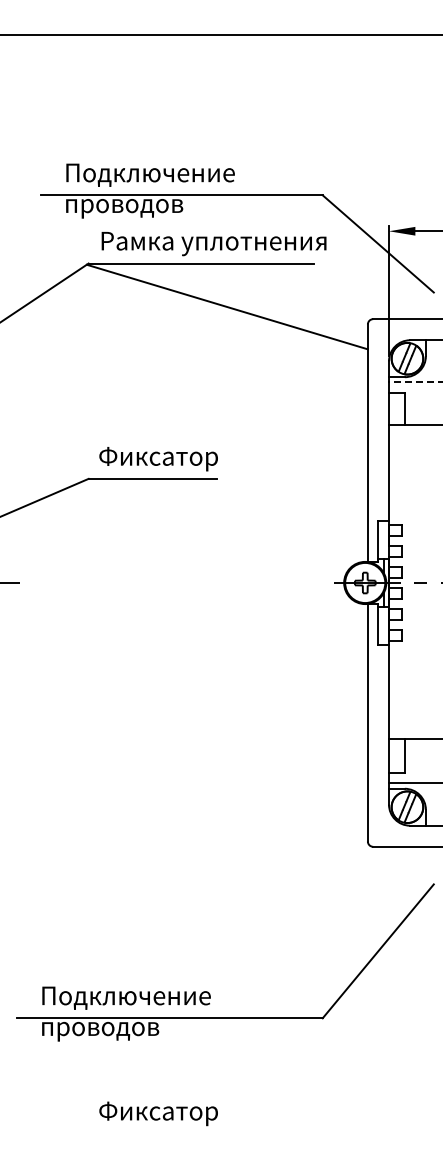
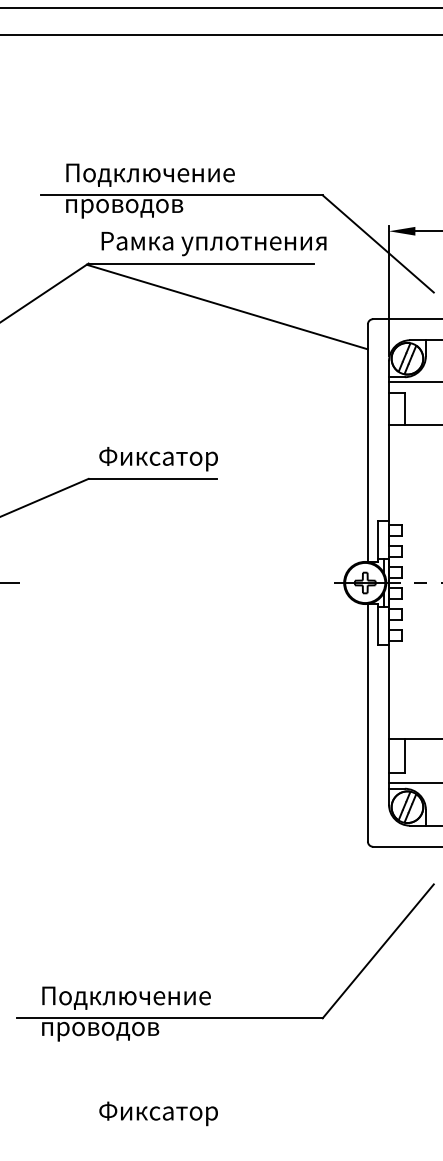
line: none -> present (220, 8)
line: dashed -> solid (415, 382)
